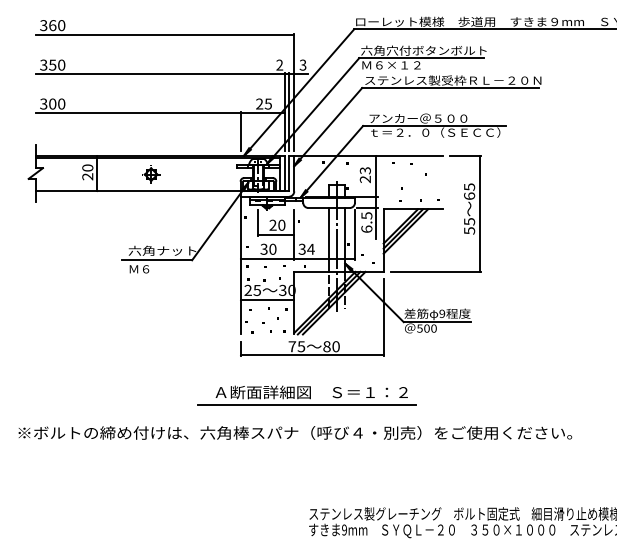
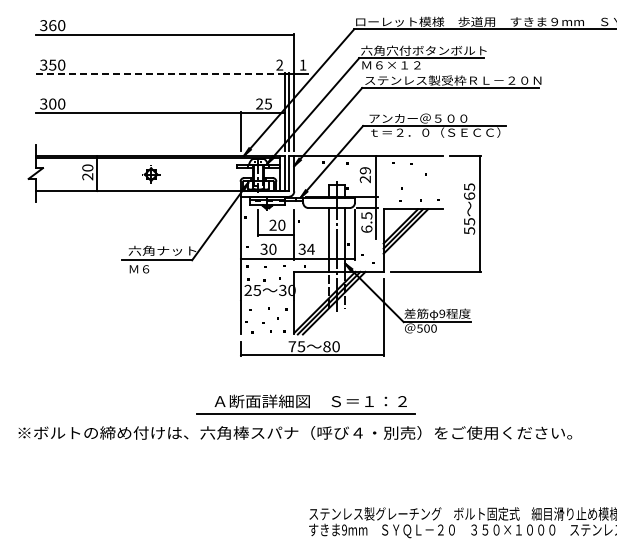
text: 3 -> 1 (302, 64)
line: solid -> dashed (160, 74)
text: 23 -> 29 (365, 170)
line: present -> none (267, 300)
part position: (306, 395) -> (305, 404) (305, 404)
